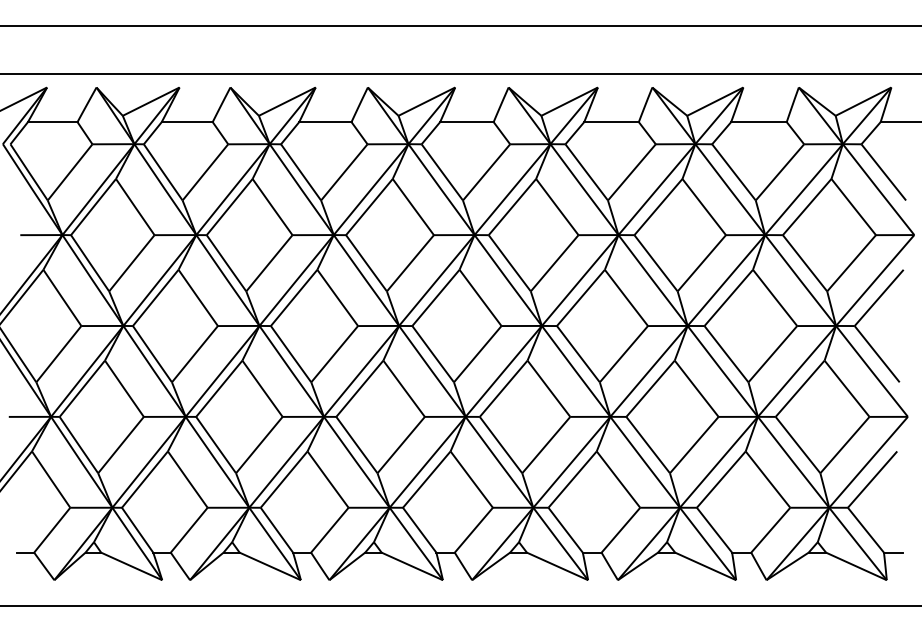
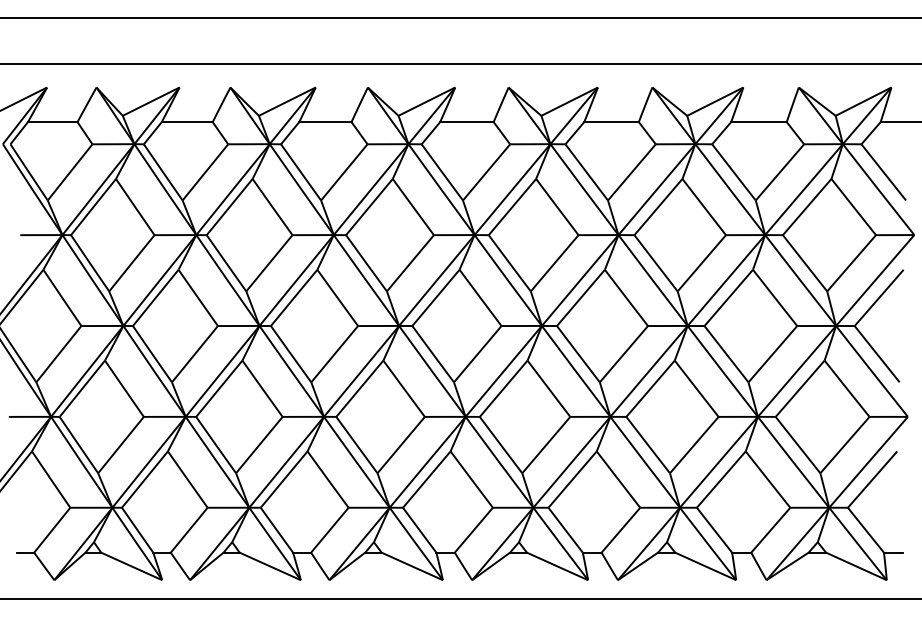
line position: (460, 26) -> (460, 18) (460, 18)
line position: (460, 74) -> (460, 64) (460, 64)
line position: (460, 605) -> (460, 598) (460, 598)
